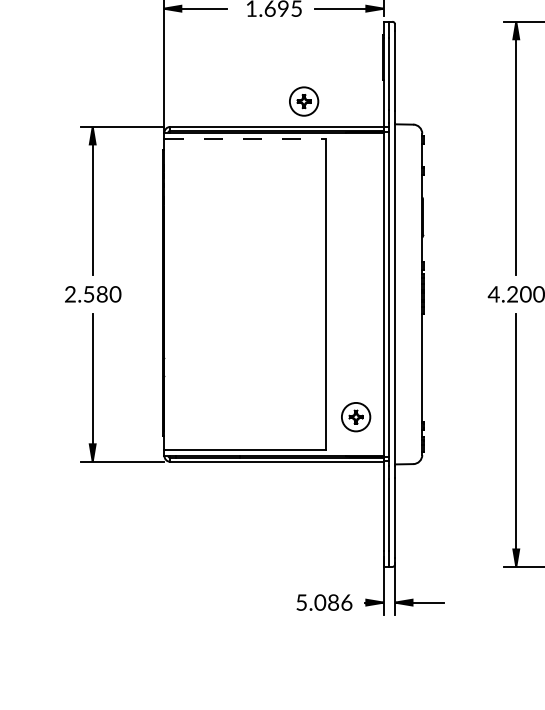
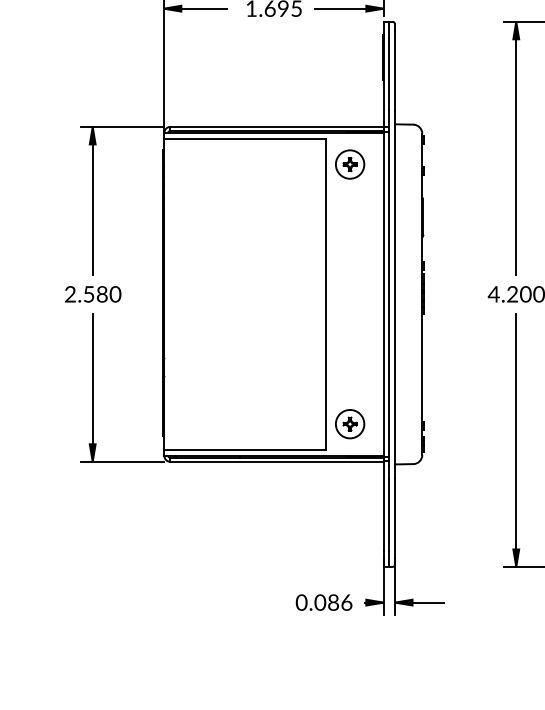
part position: (304, 101) -> (350, 164) (350, 164)
line: dashed -> solid (245, 138)
part position: (356, 417) -> (350, 424) (350, 424)
text: 5.086 -> 0.086 (301, 602)
